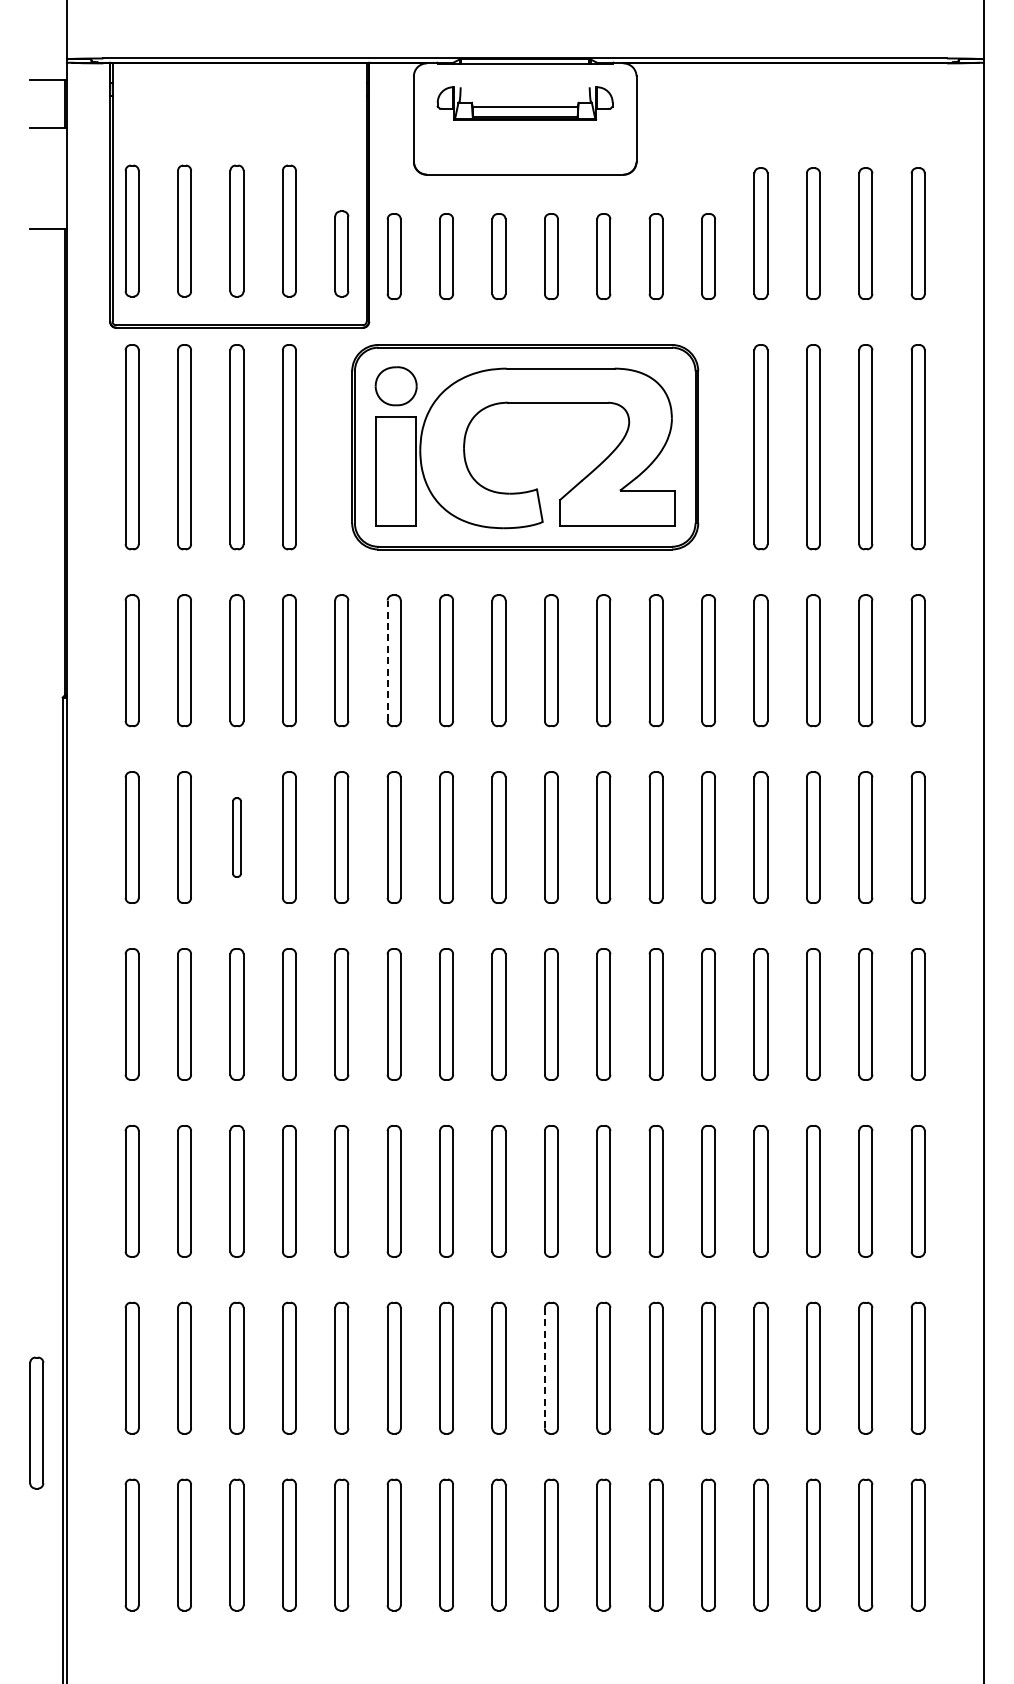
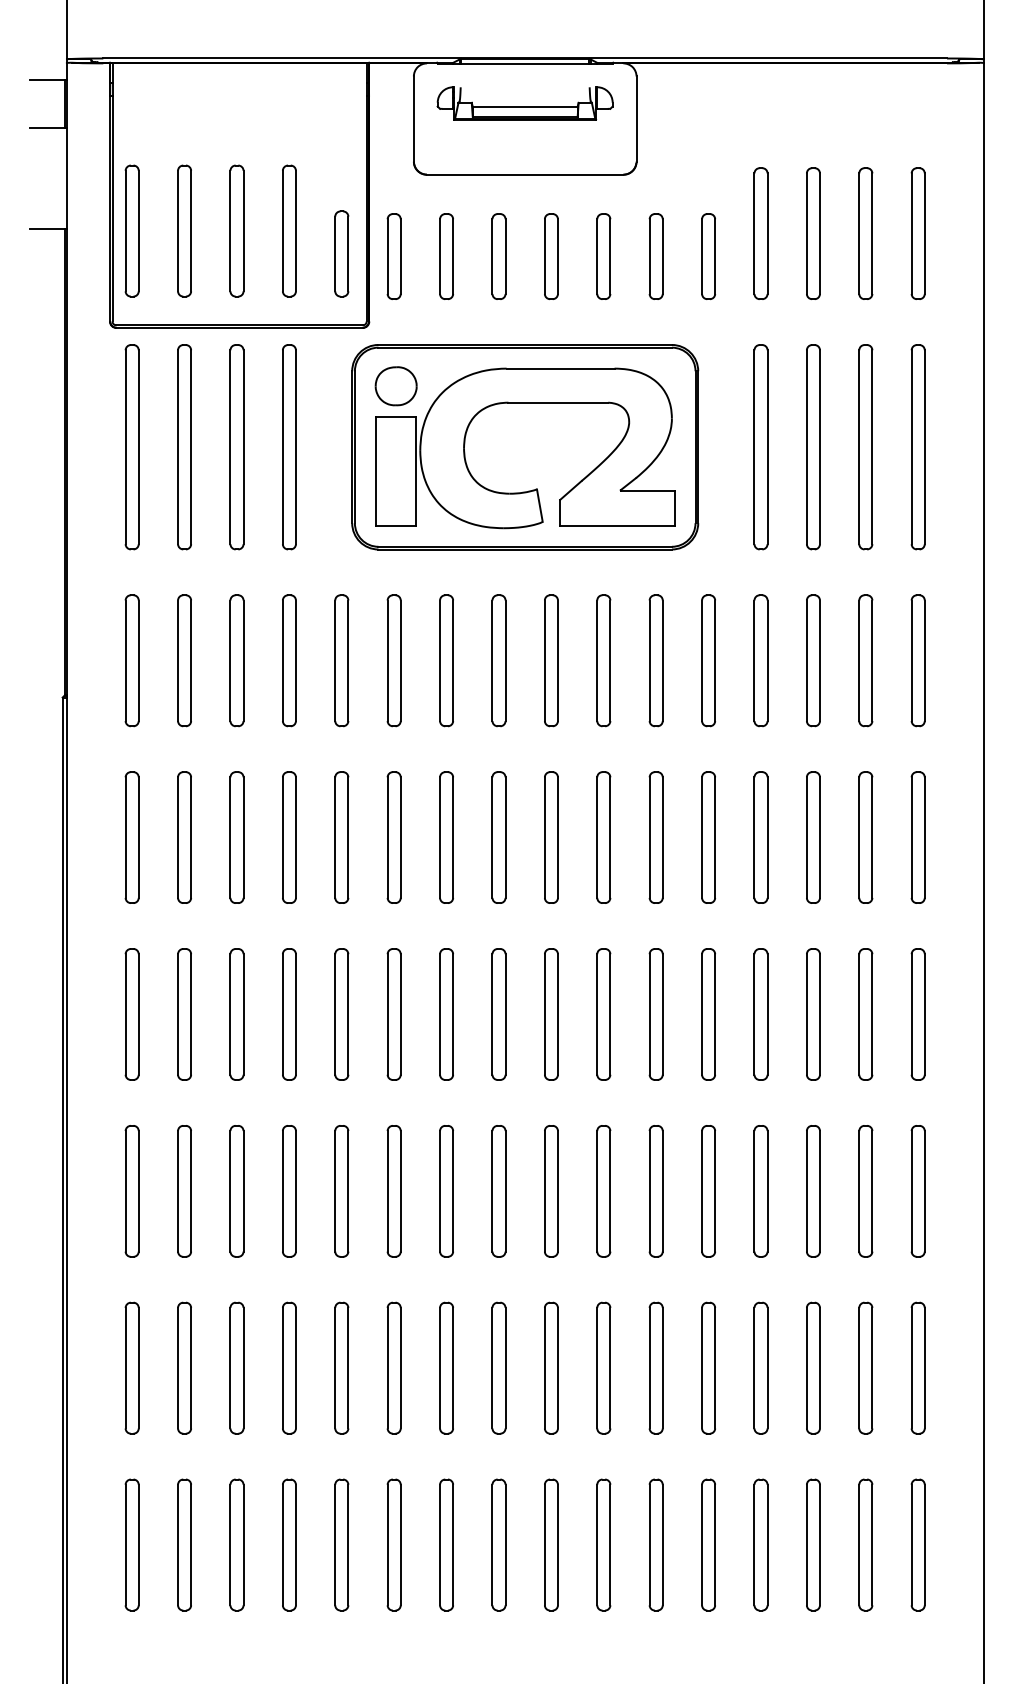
line: dashed -> solid (387, 660)
part size: 10x81 px -> 16x133 px (236, 837)
line: dashed -> solid (544, 1367)
part: present -> none (36, 1422)
